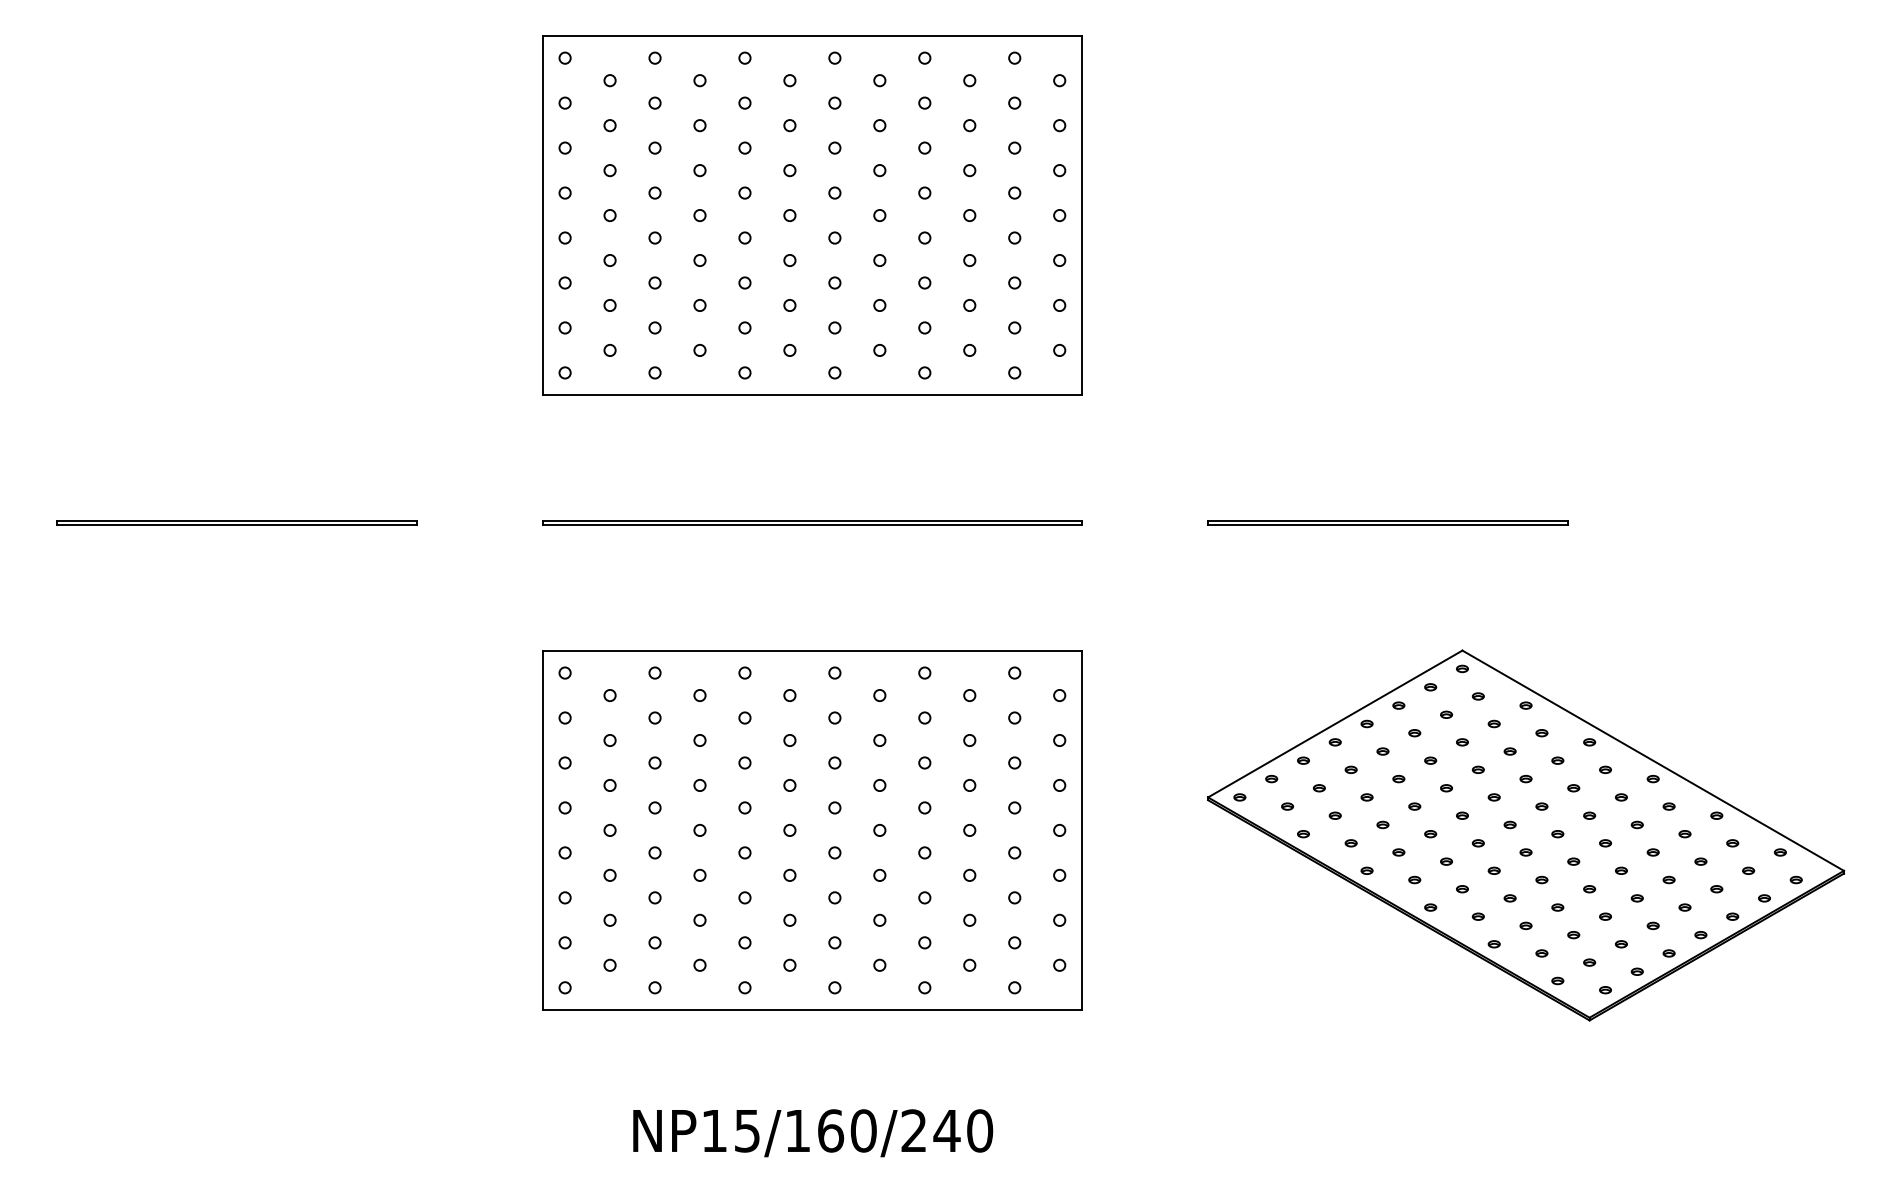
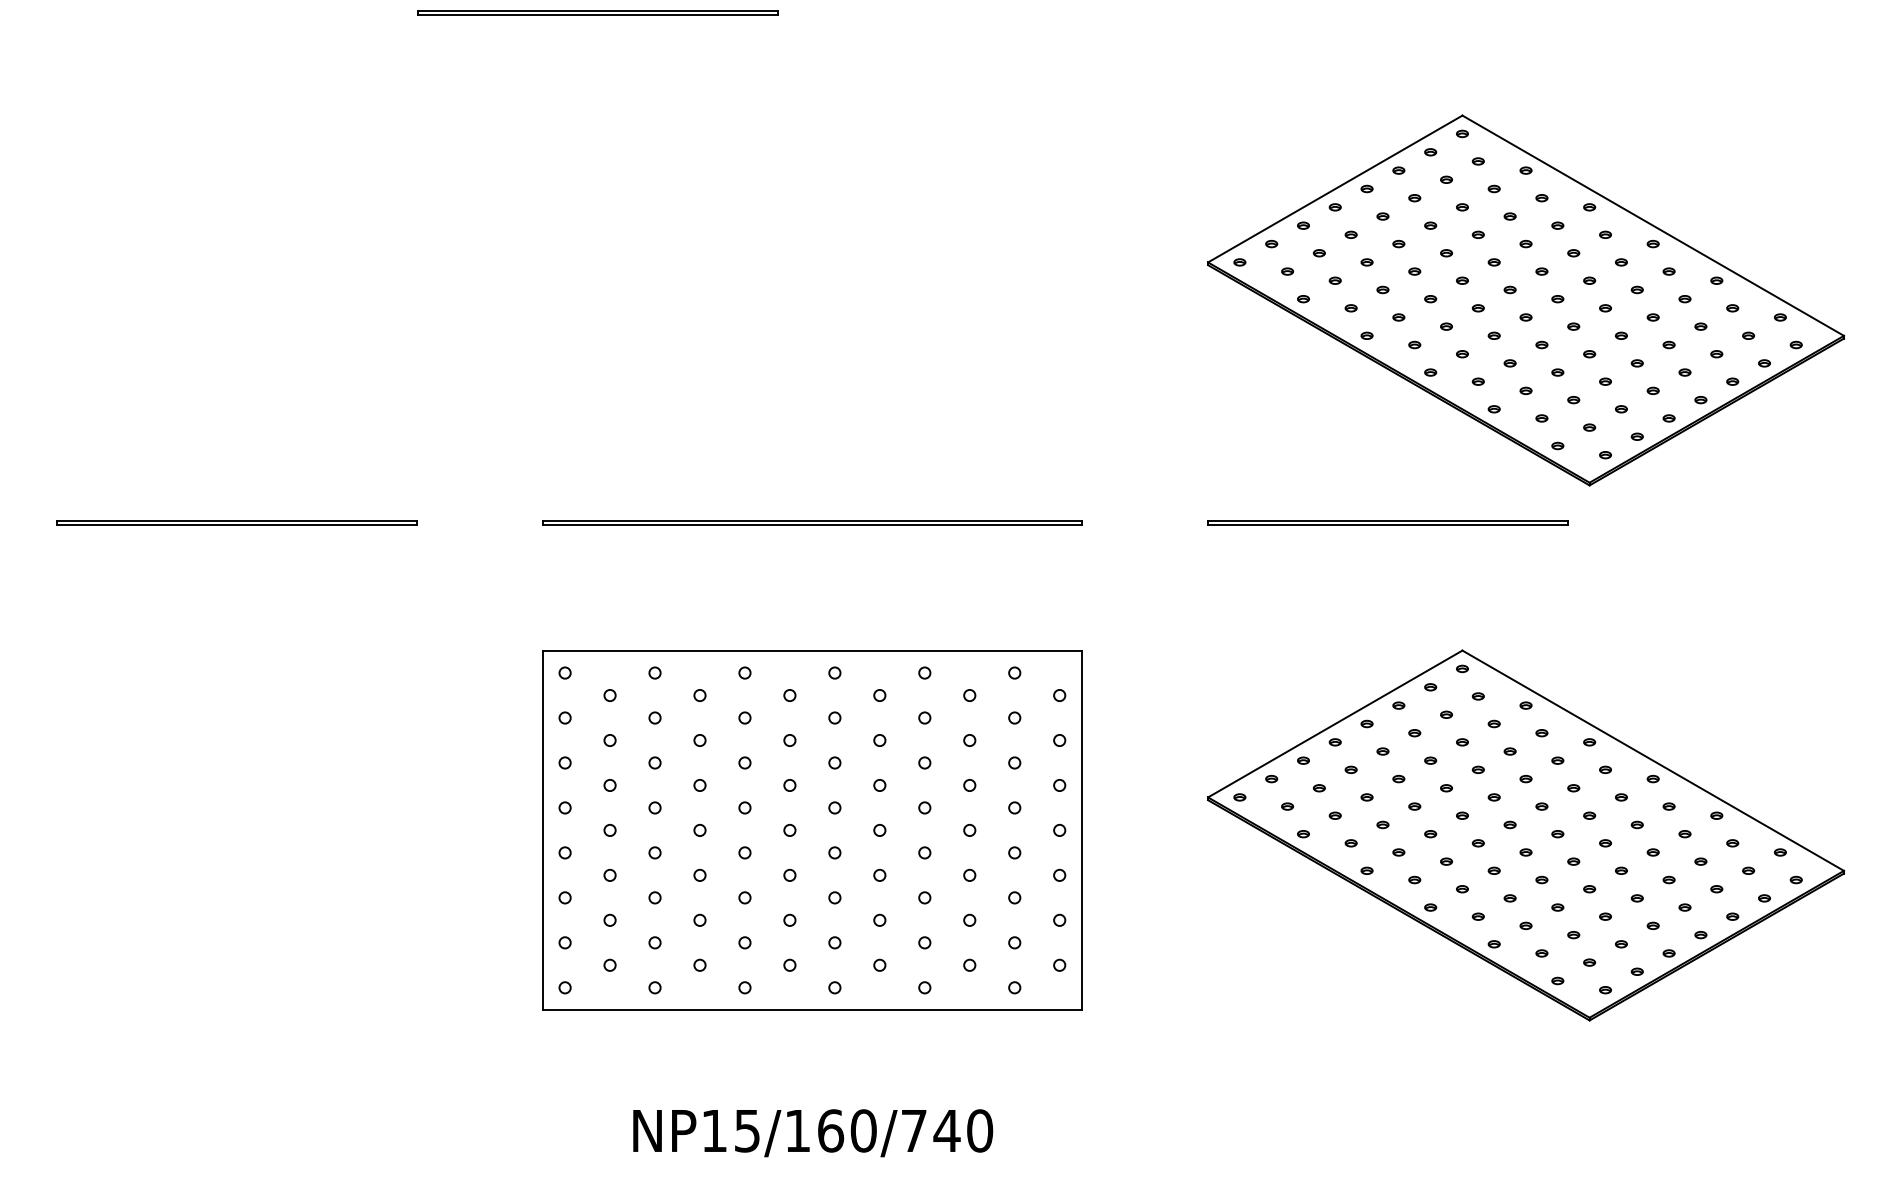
part: none -> present (597, 12)
part: present -> none (812, 215)
part: none -> present (1526, 300)
text: NP15/160/240 -> NP15/160/740 (913, 1130)
